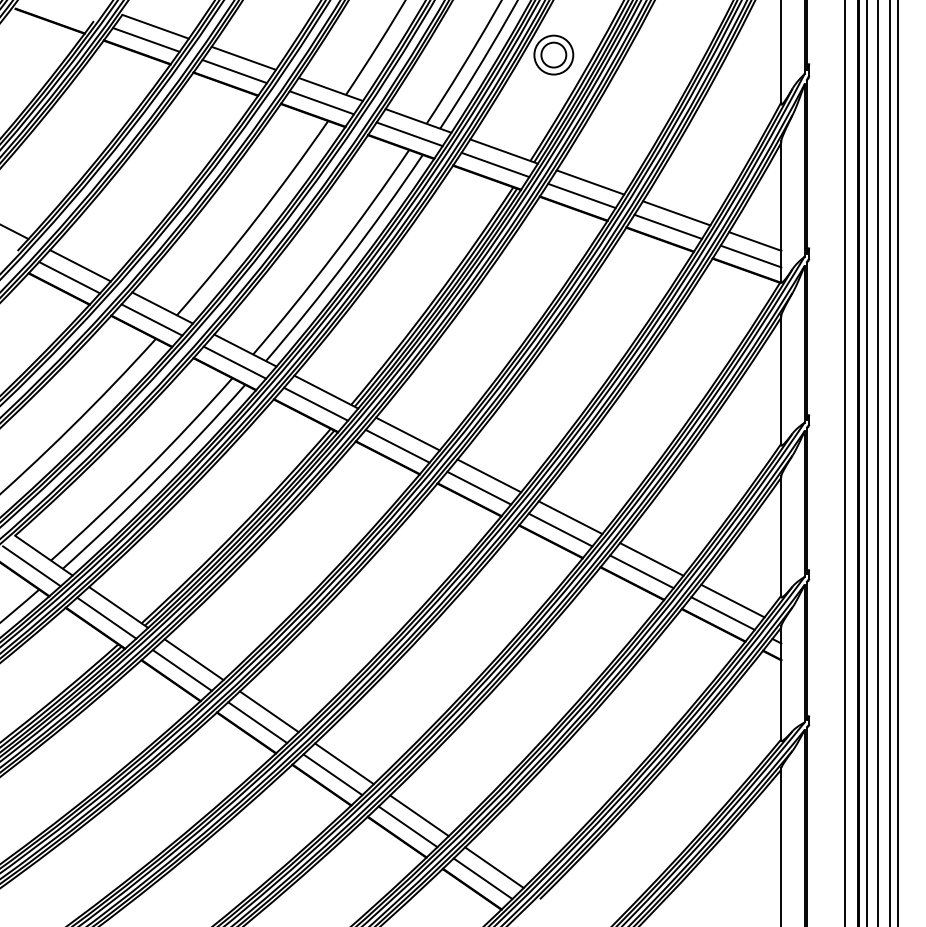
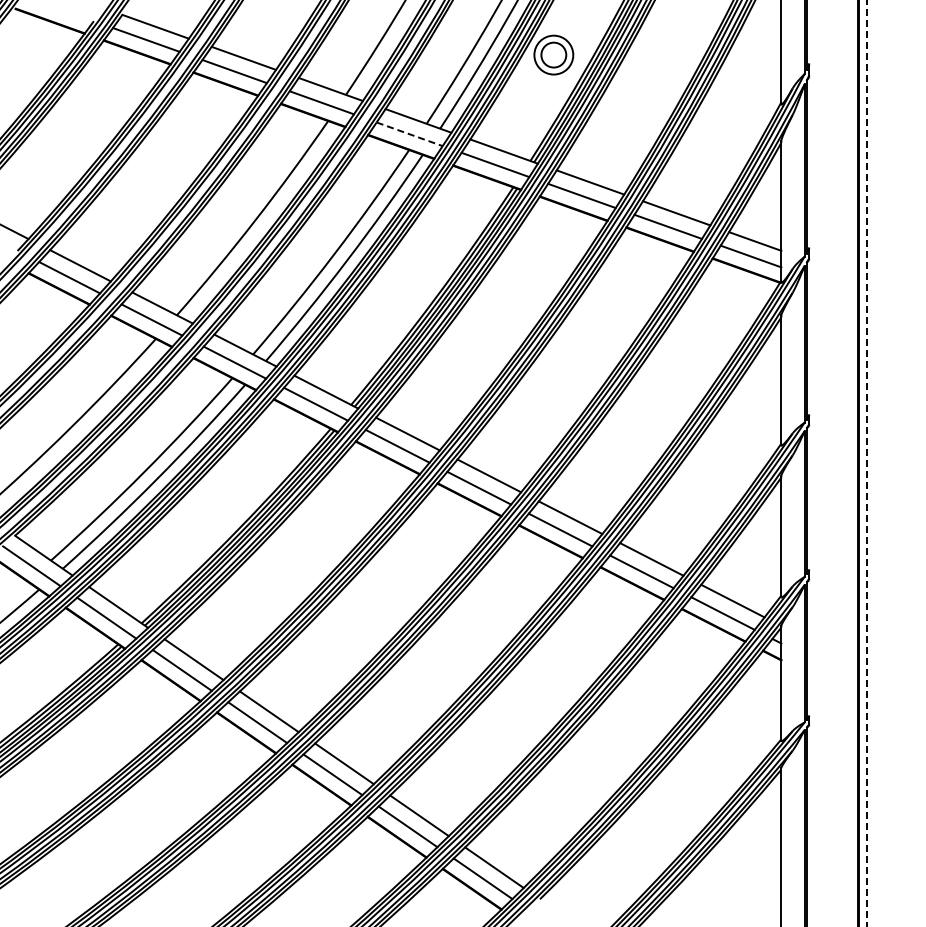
line: solid -> dashed (410, 134)
line: present -> none (845, 462)
line: present -> none (877, 462)
line: present -> none (890, 462)
line: present -> none (898, 462)
line: solid -> dashed (866, 463)
